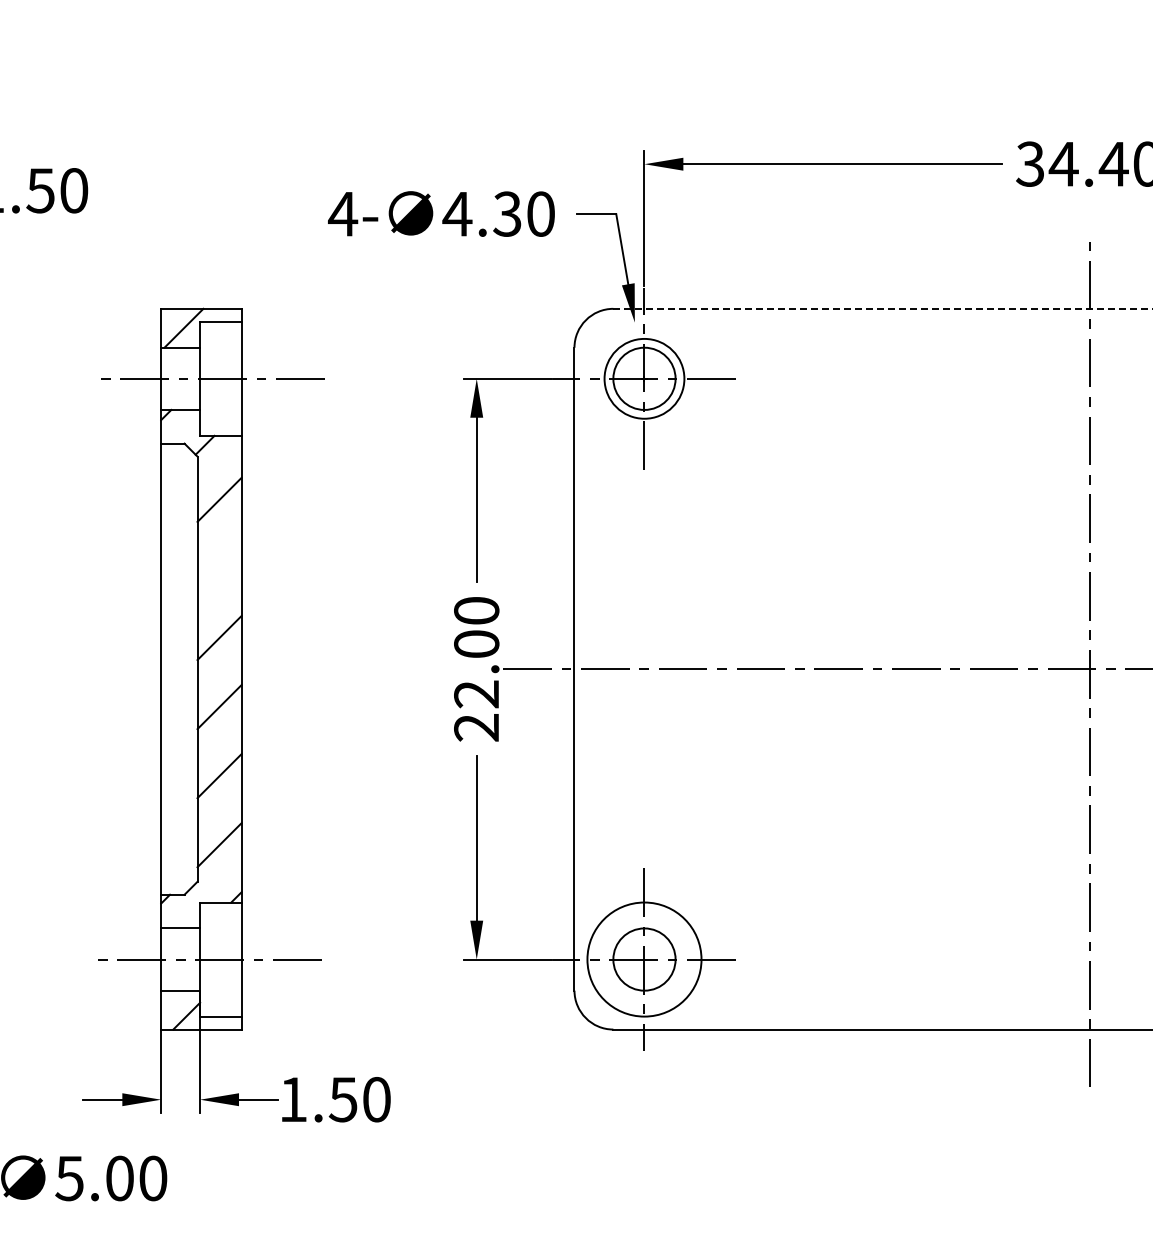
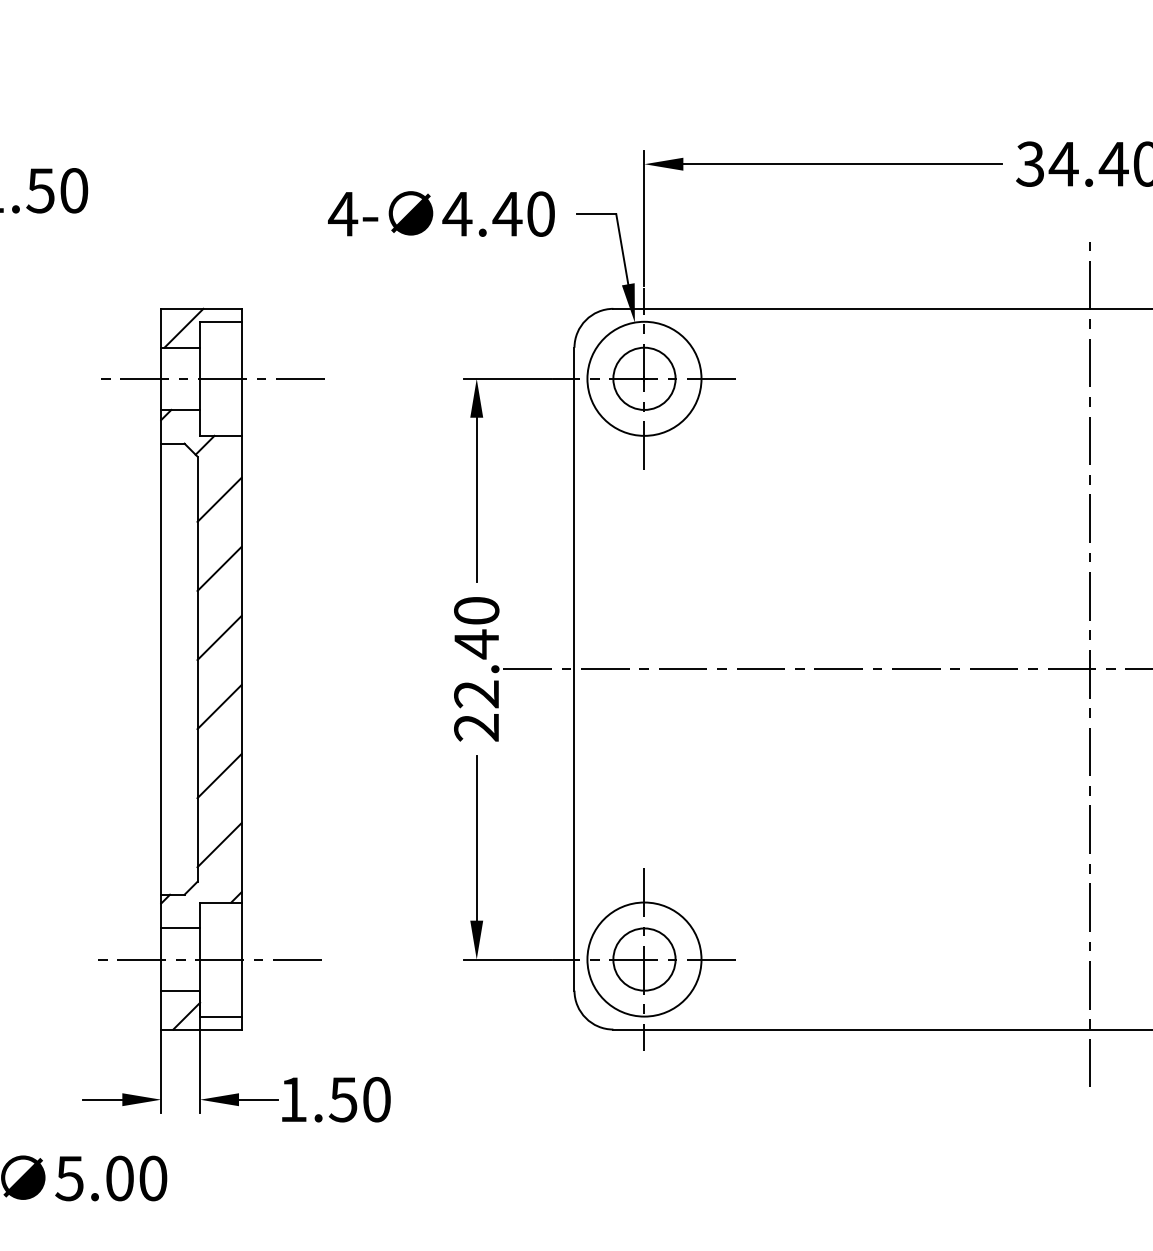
text: 4.30 -> 4.40 (507, 213)
line: dashed -> solid (883, 308)
circle diameter: 80 px -> 114 px (644, 378)
line: none -> present (219, 568)
text: 22.00 -> 22.40 (476, 644)
